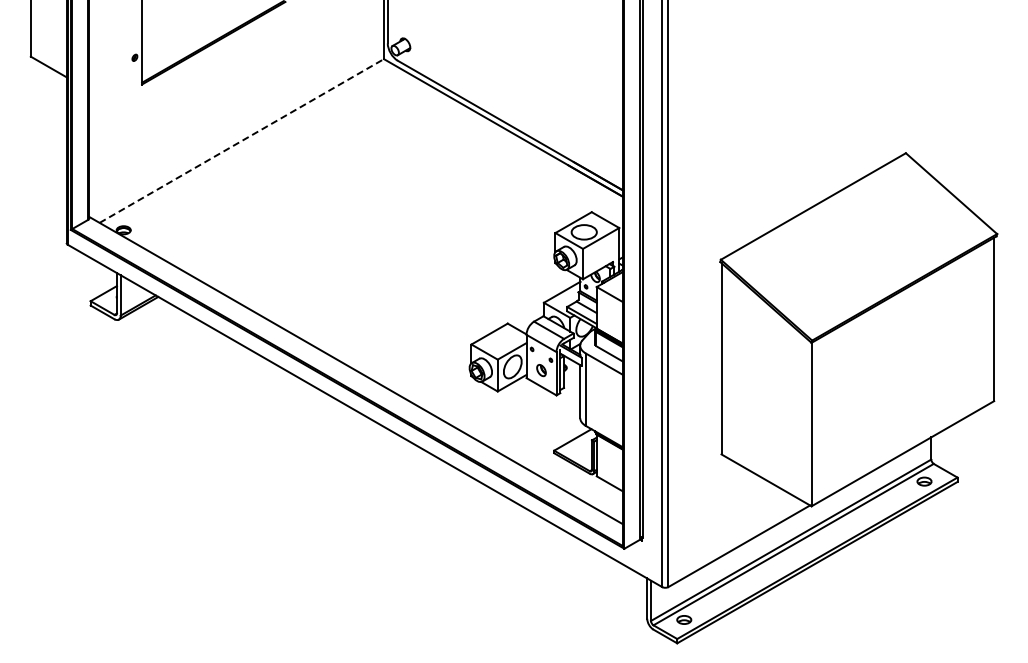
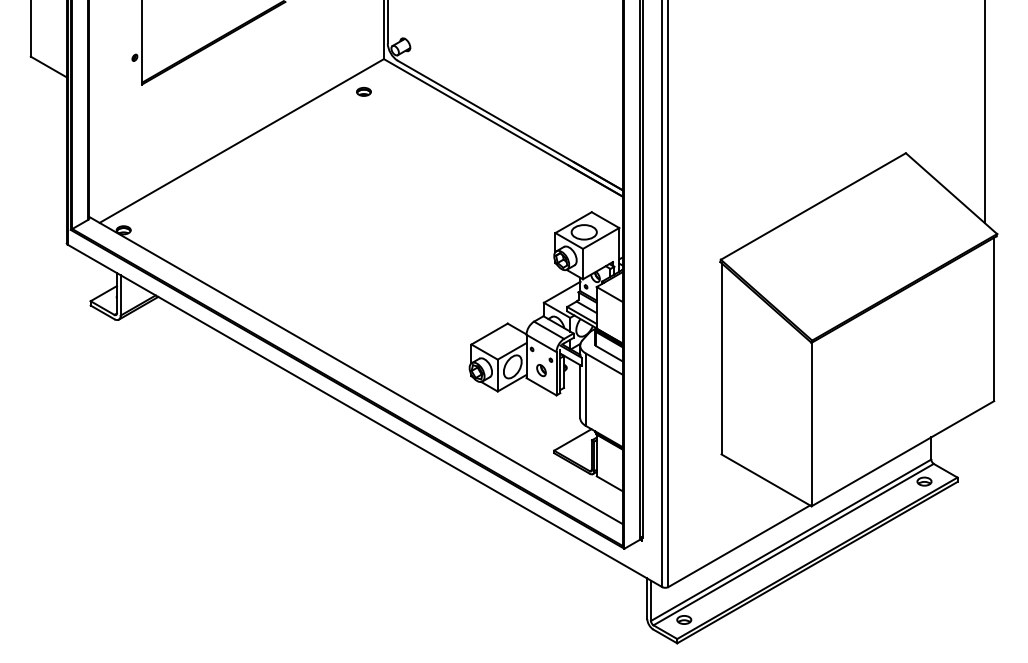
part: none -> present (363, 91)
line: none -> present (984, 112)
line: dashed -> solid (242, 140)
